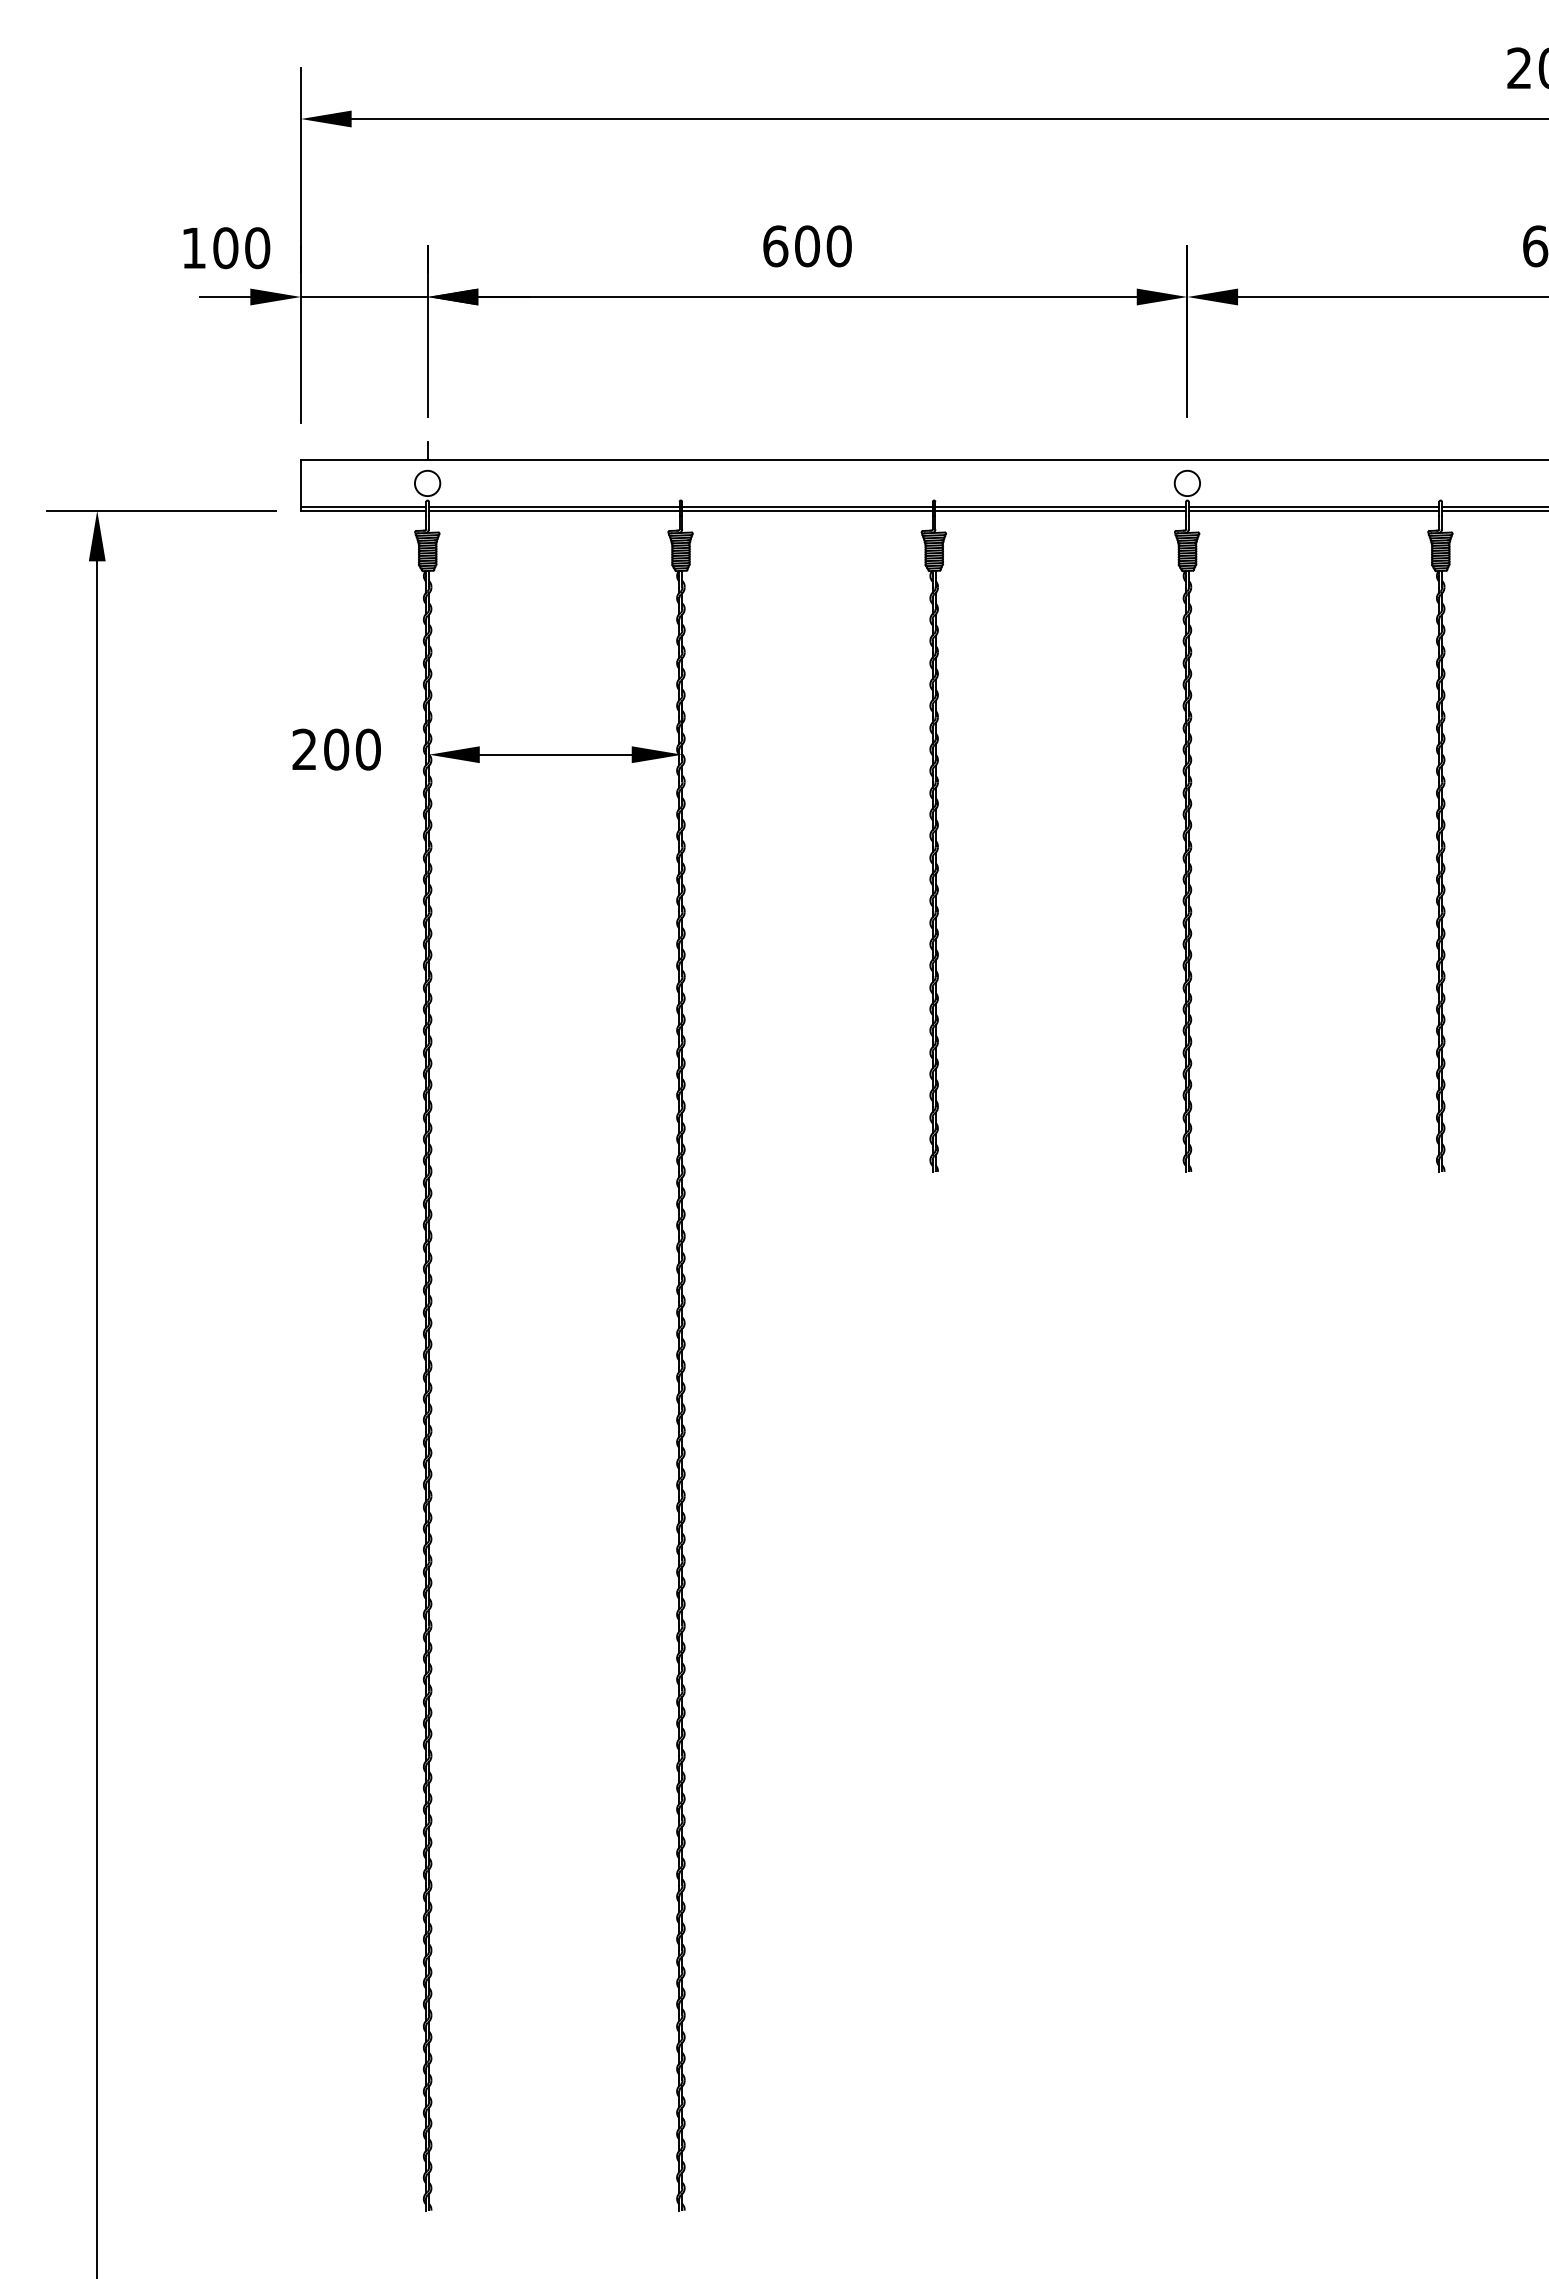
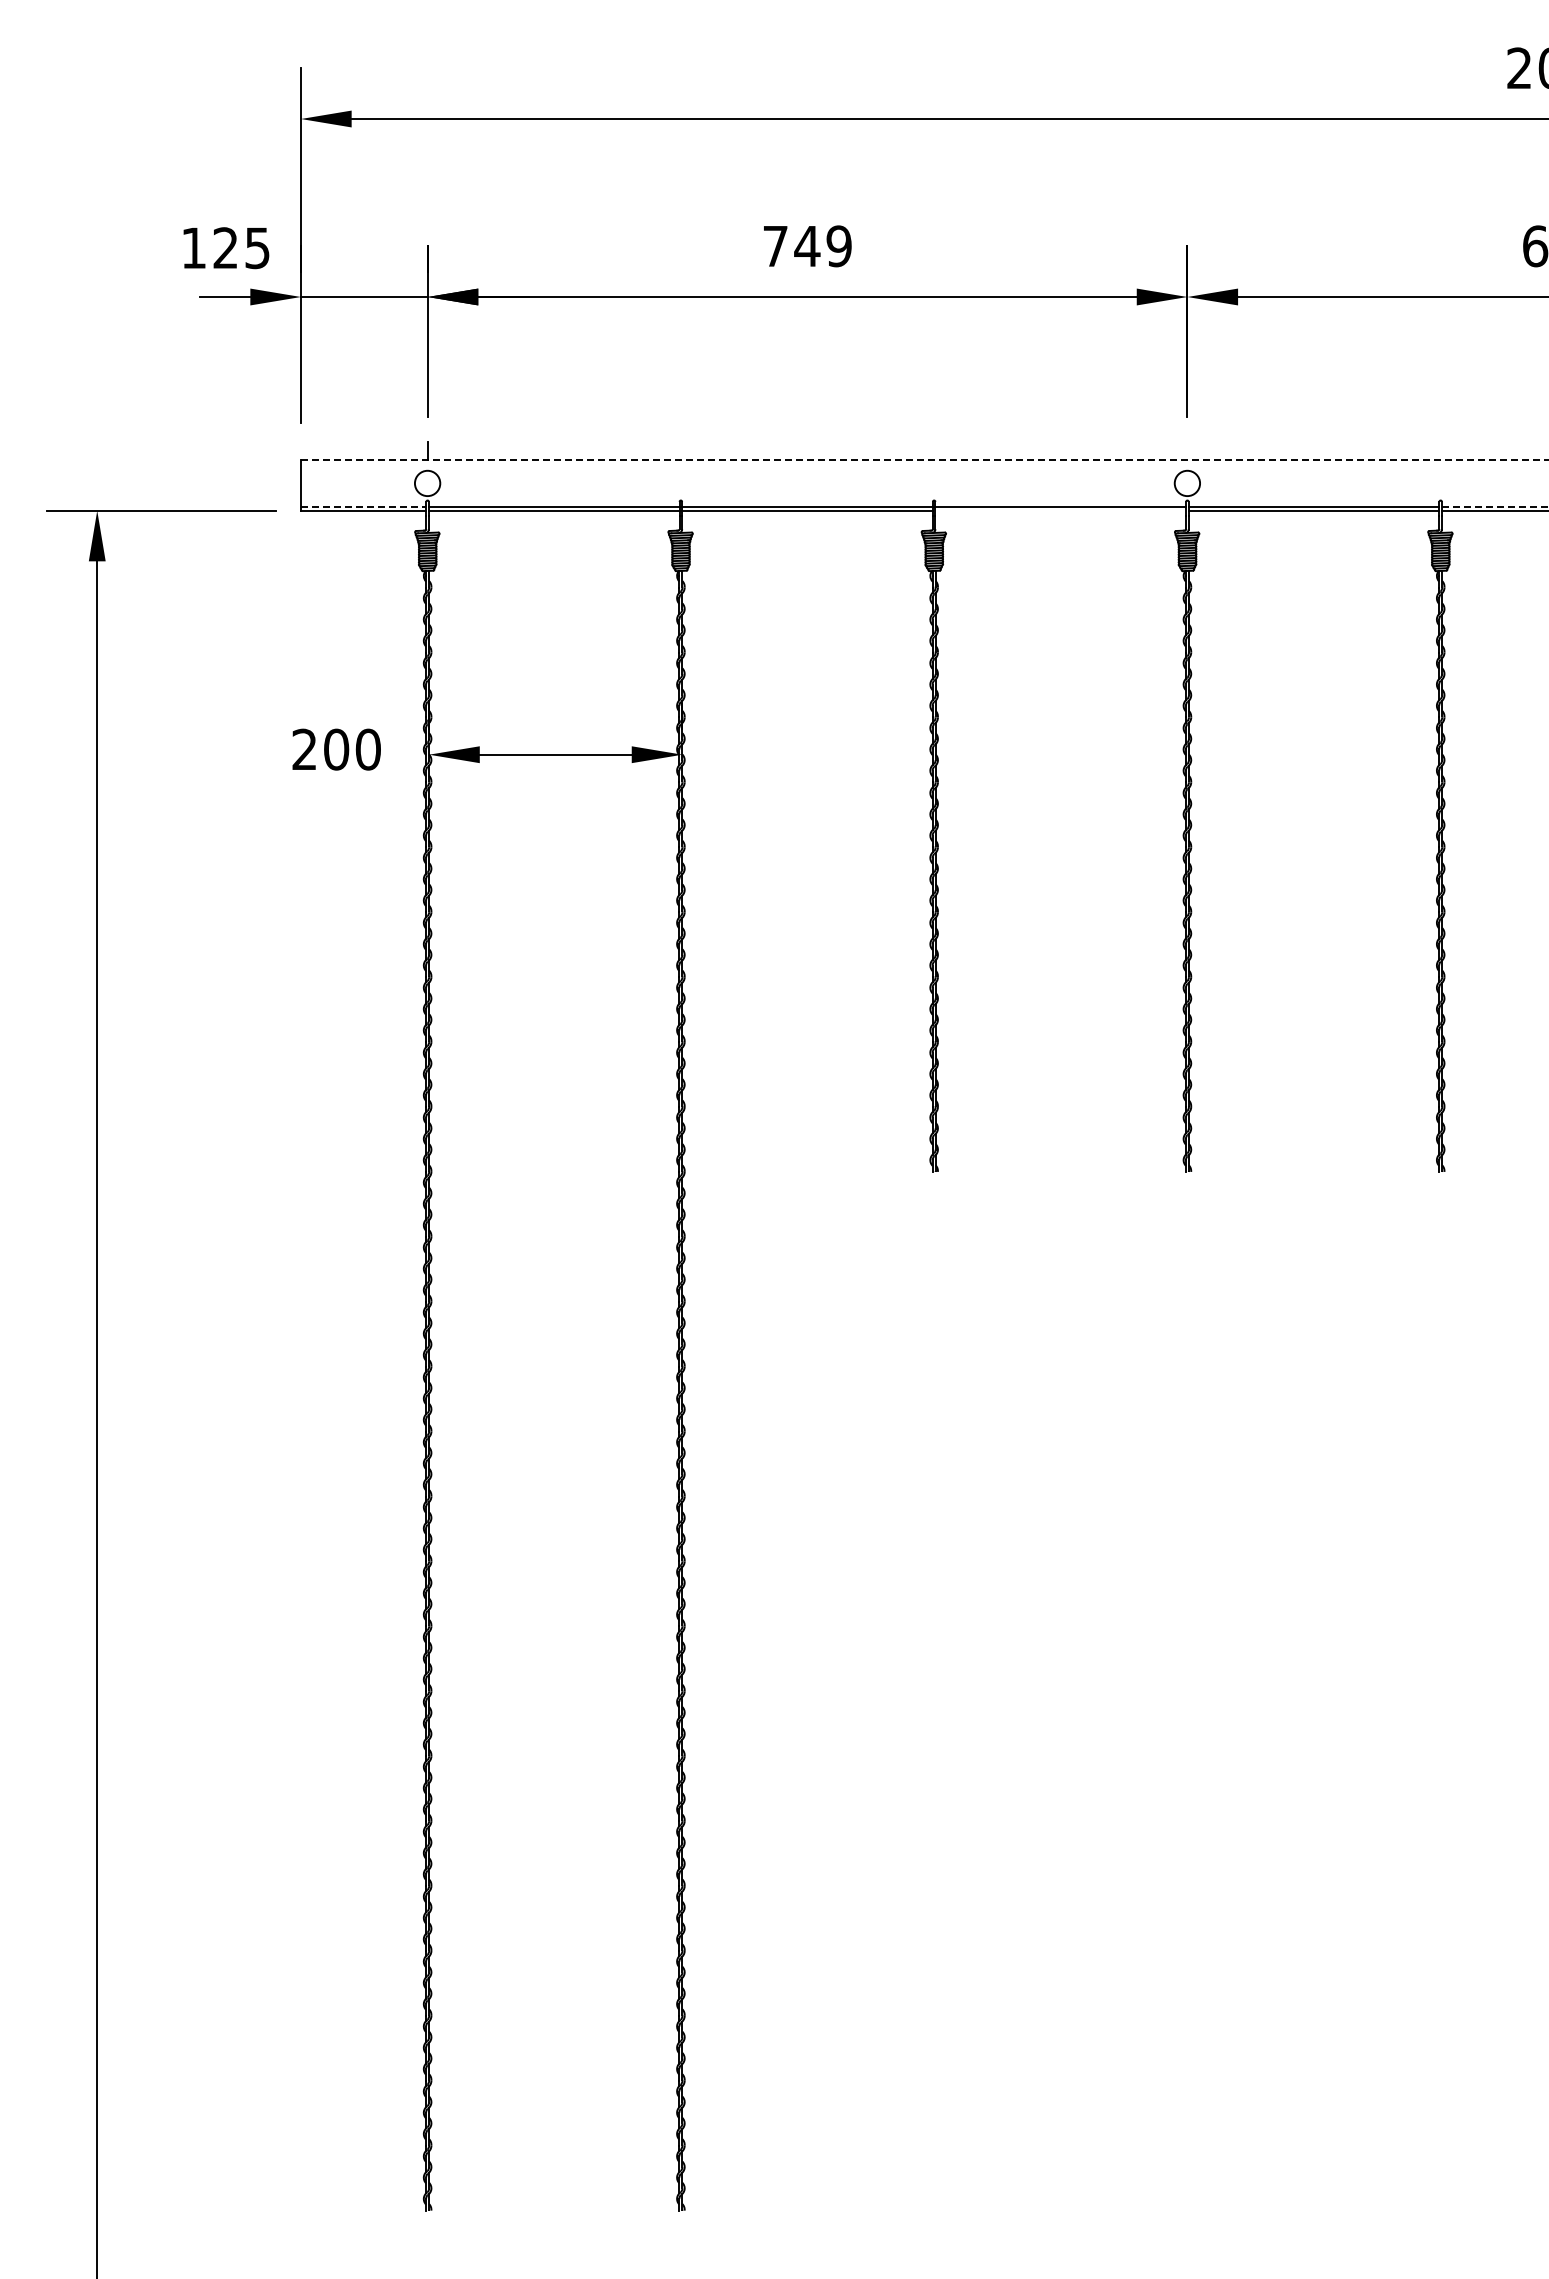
text: 600 -> 749 (807, 246)
text: 100 -> 125 (241, 248)
line: solid -> dashed (924, 460)
line: solid -> dashed (363, 506)
line: solid -> dashed (1495, 506)
line: present -> none (1060, 510)
